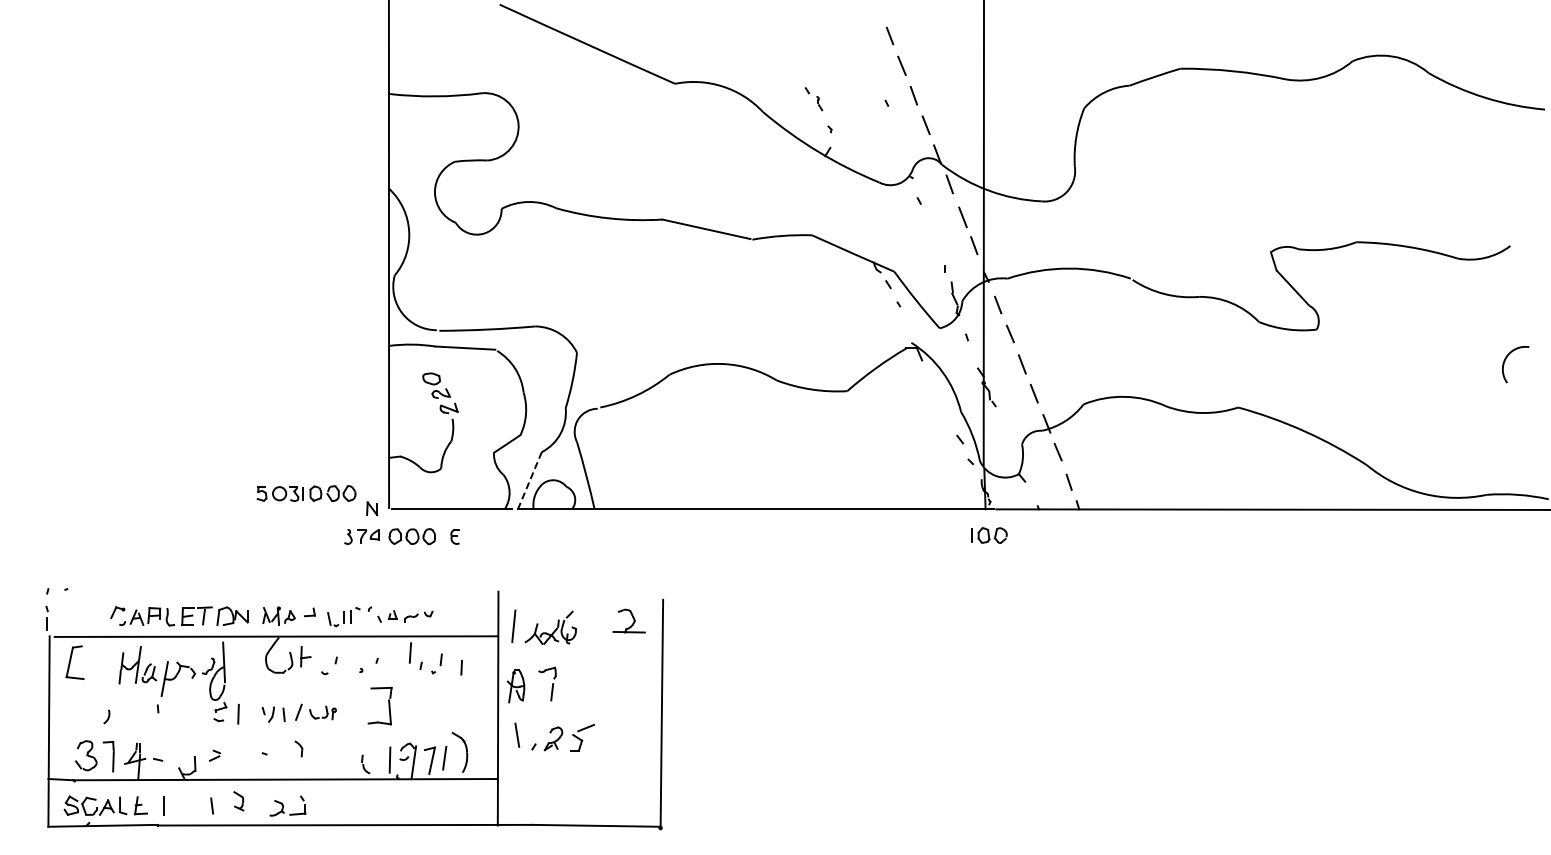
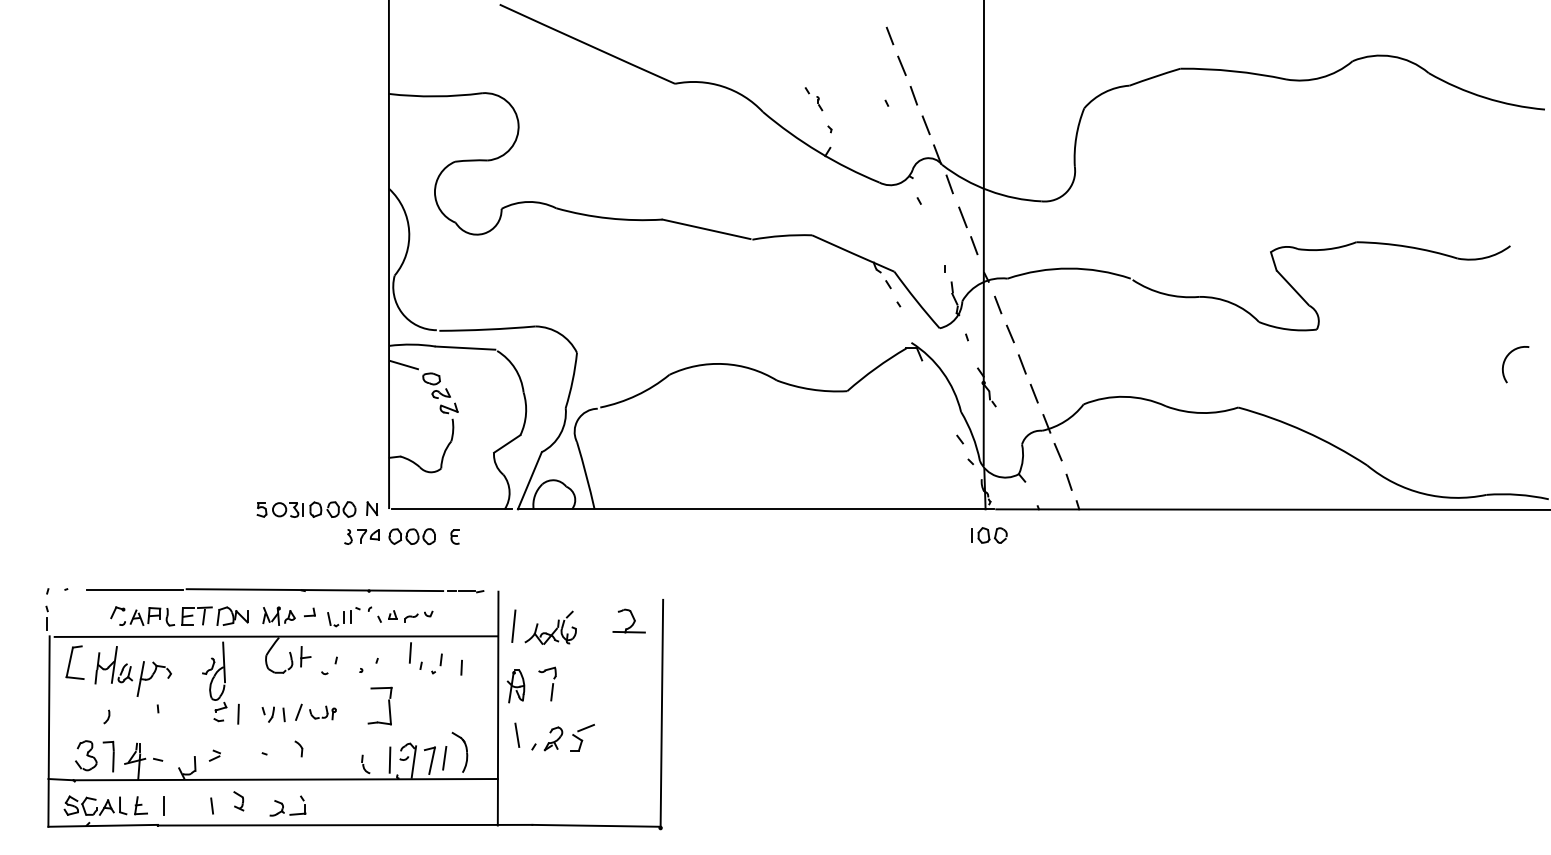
line: none -> present (404, 365)
line: dashed -> solid (529, 480)
part position: (306, 493) -> (306, 509) (306, 509)
part: none -> present (285, 590)
part position: (156, 671) -> (132, 671) (132, 671)
